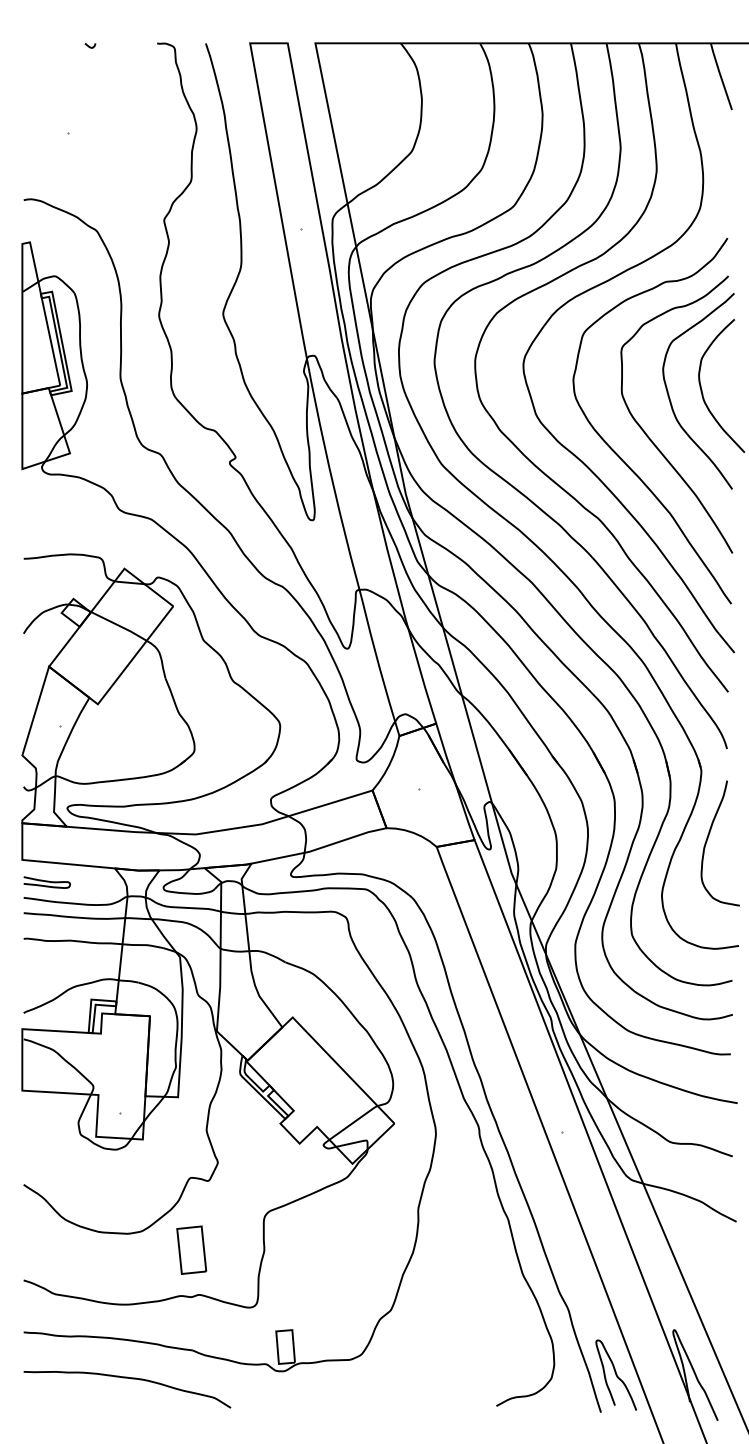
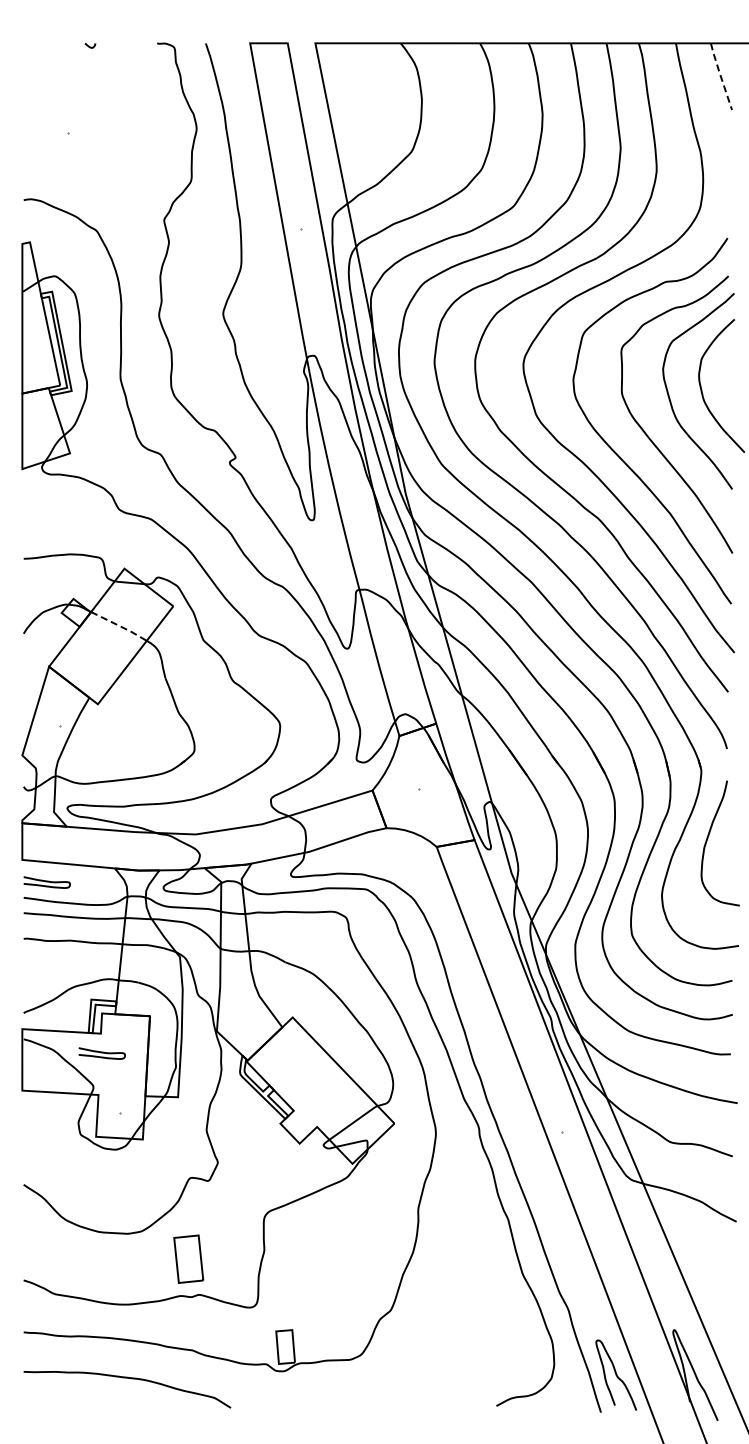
line: solid -> dashed (720, 75)
line: solid -> dashed (119, 626)
curve: none -> present (101, 1053)
part position: (191, 1249) -> (188, 1258) (188, 1258)
